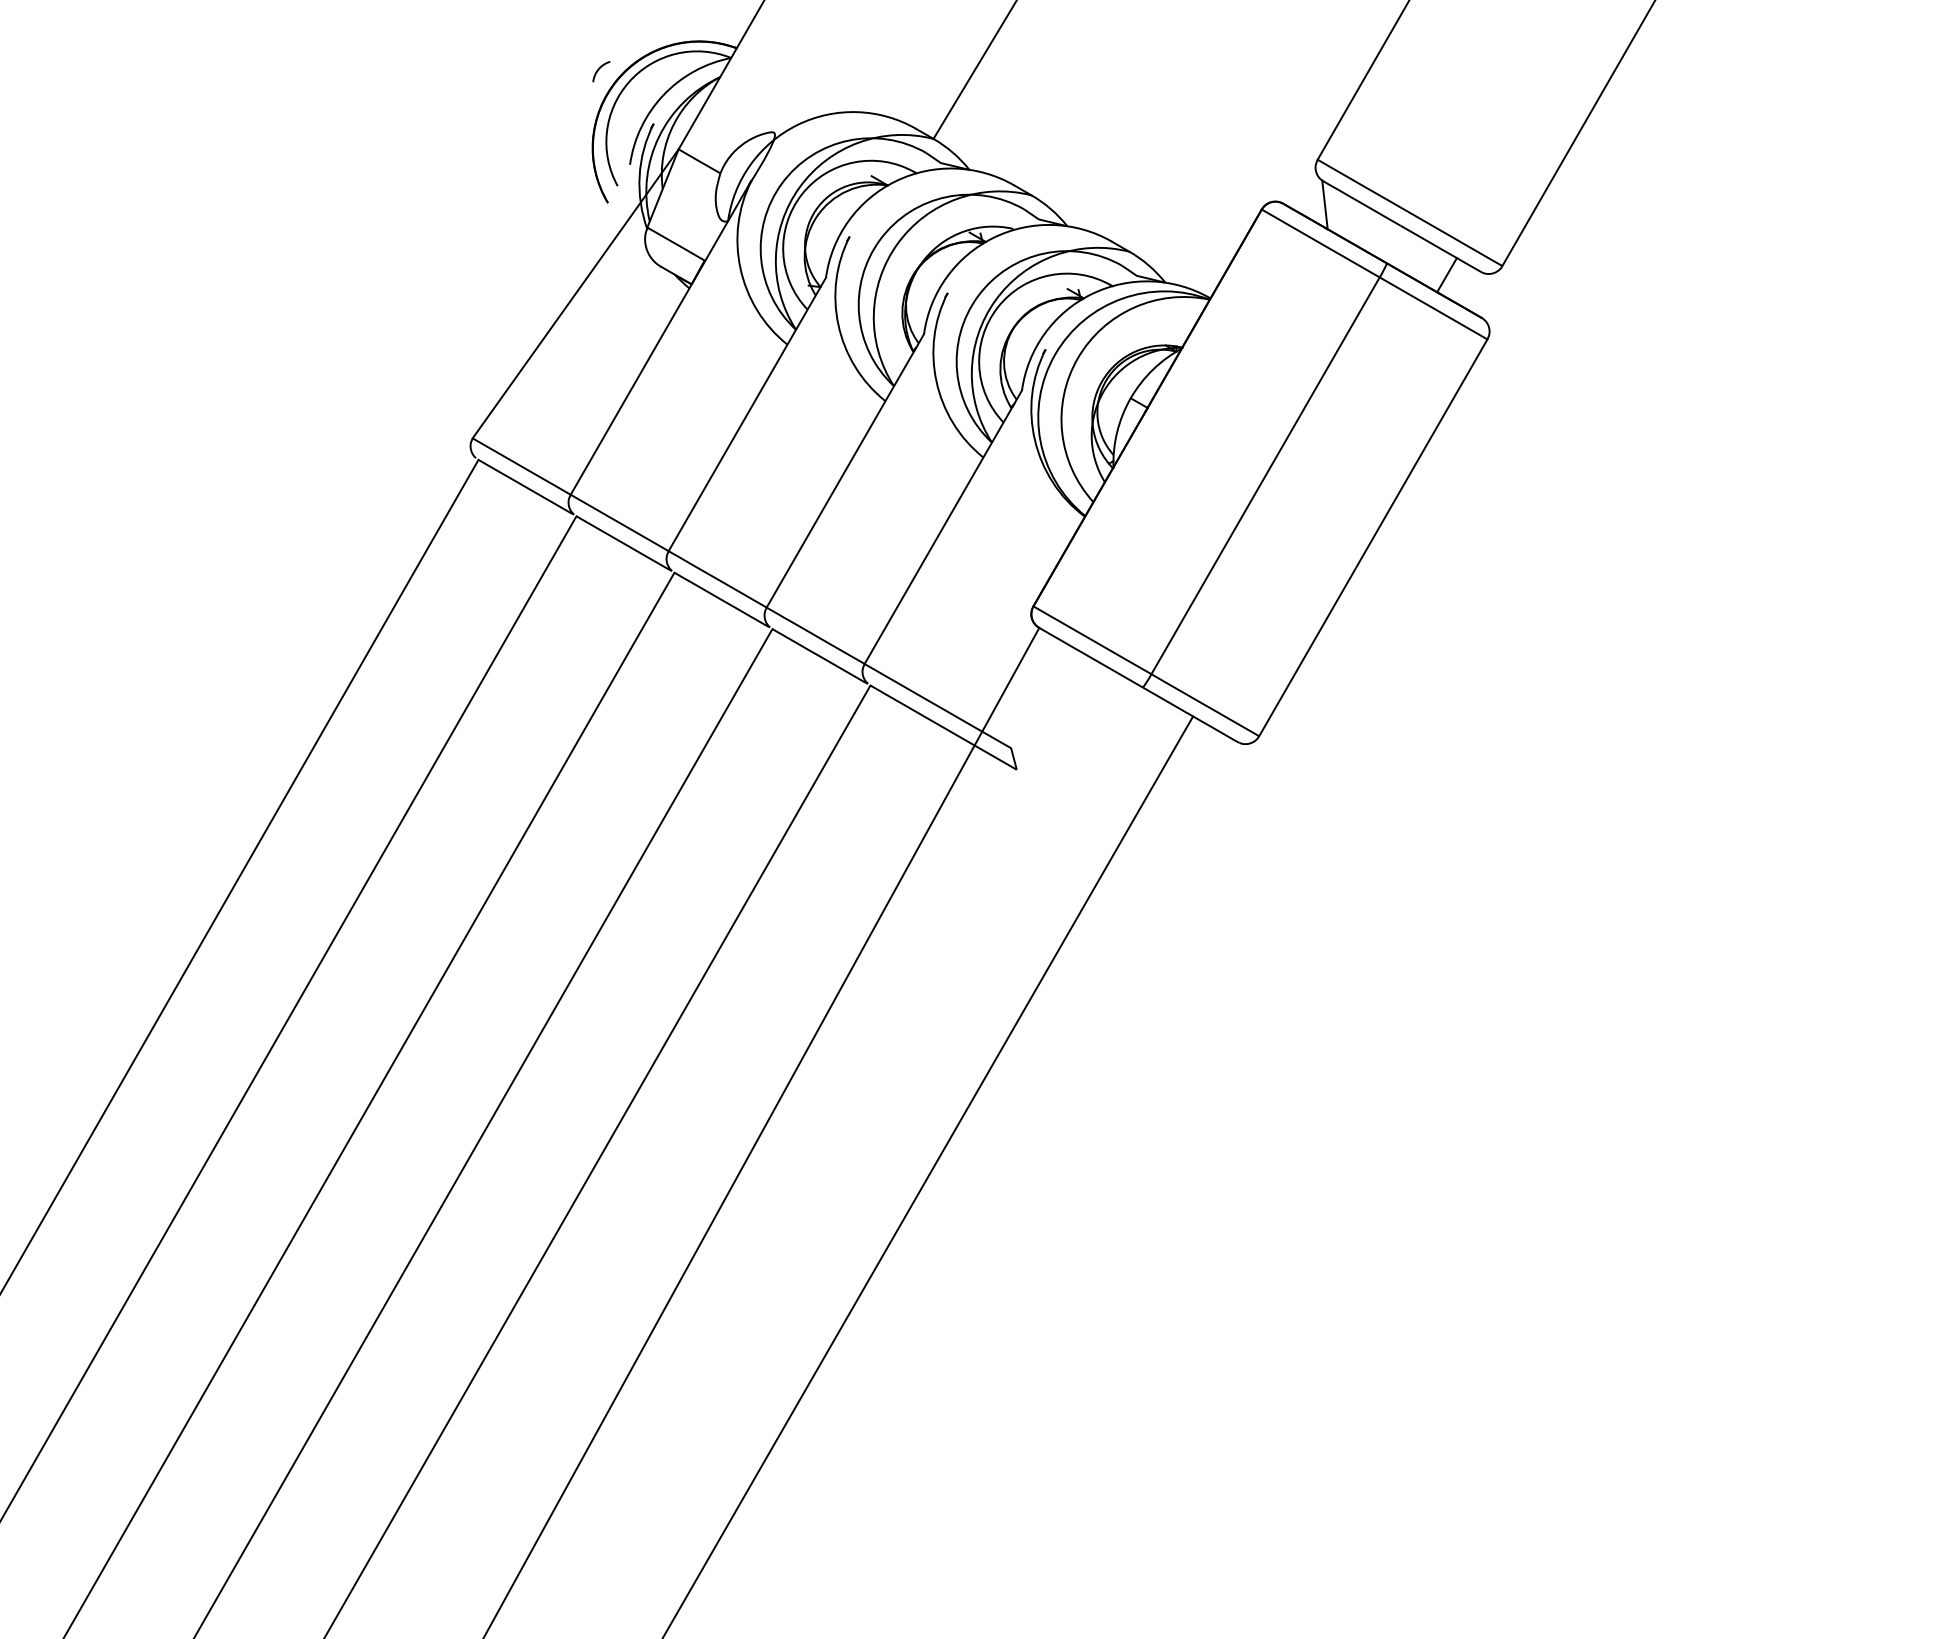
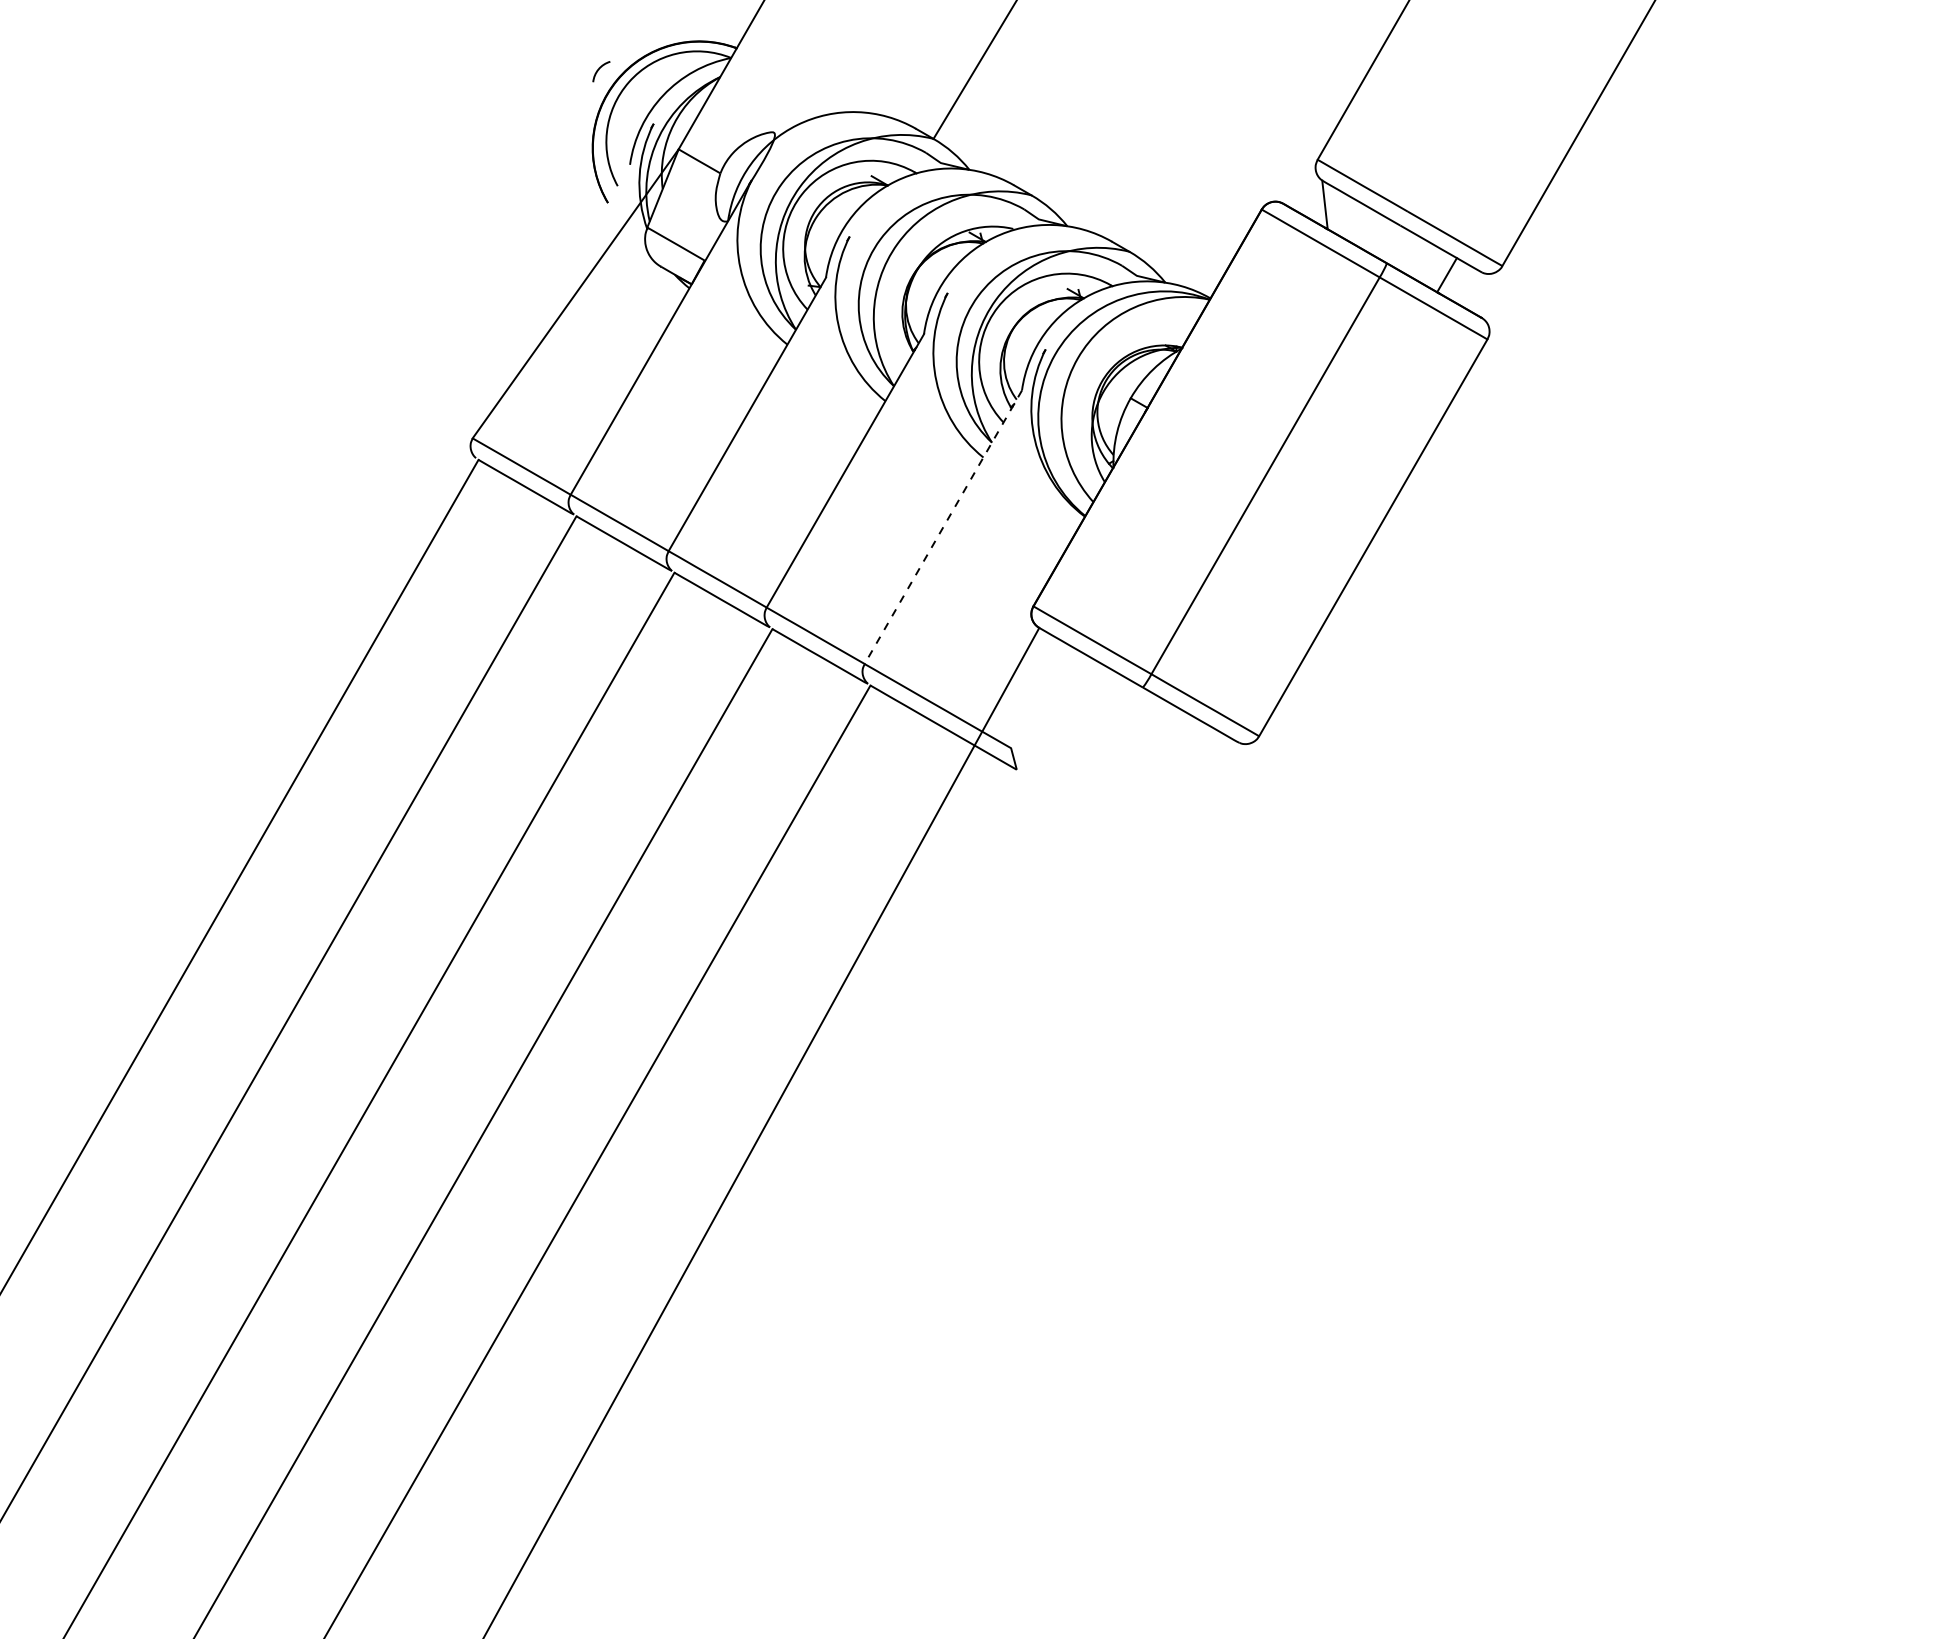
line: solid -> dashed (943, 527)
line: present -> none (928, 1175)
